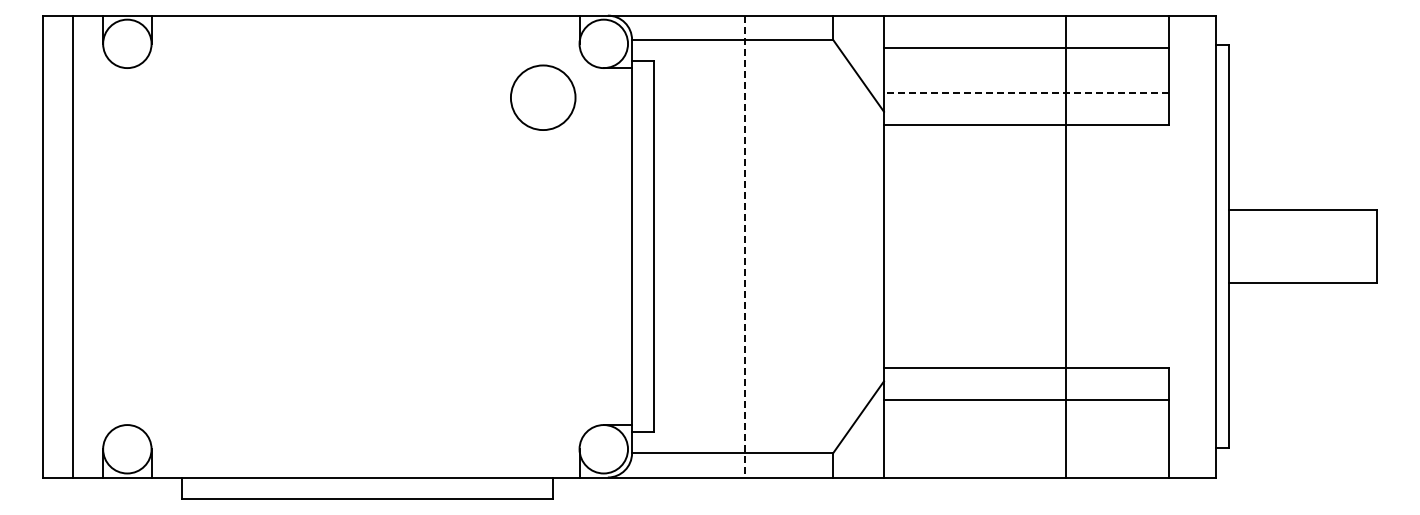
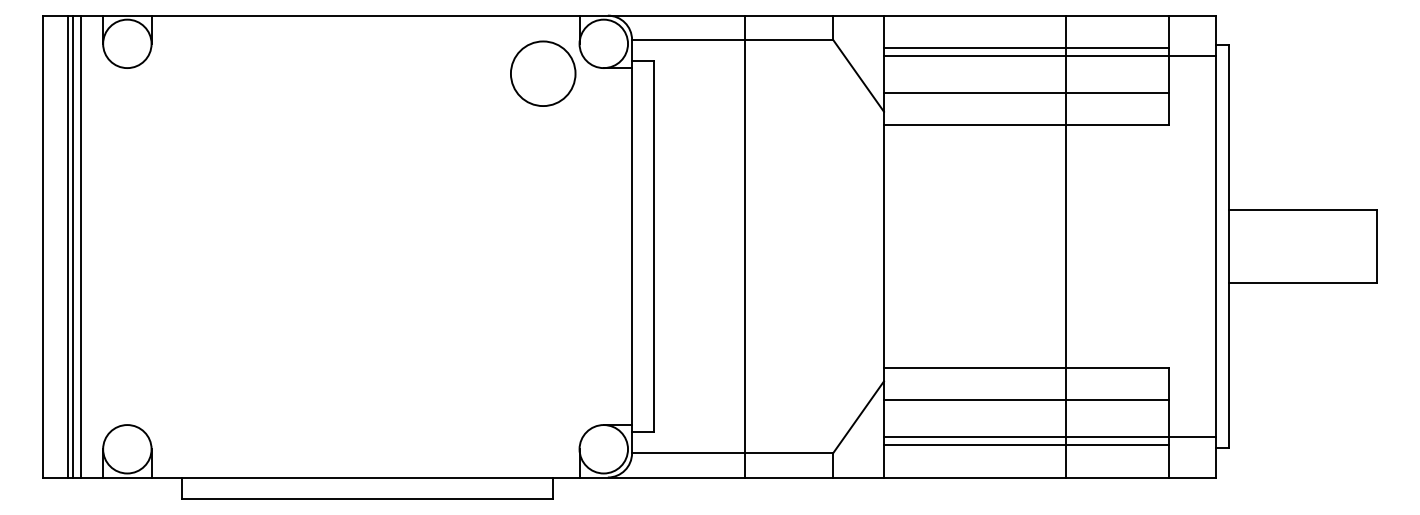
line: none -> present (1049, 56)
line: dashed -> solid (1026, 93)
circle position: (543, 97) -> (543, 73) (543, 73)
line: none -> present (67, 246)
line: none -> present (80, 246)
line: dashed -> solid (745, 246)
line: none -> present (1049, 437)
line: none -> present (1026, 445)
